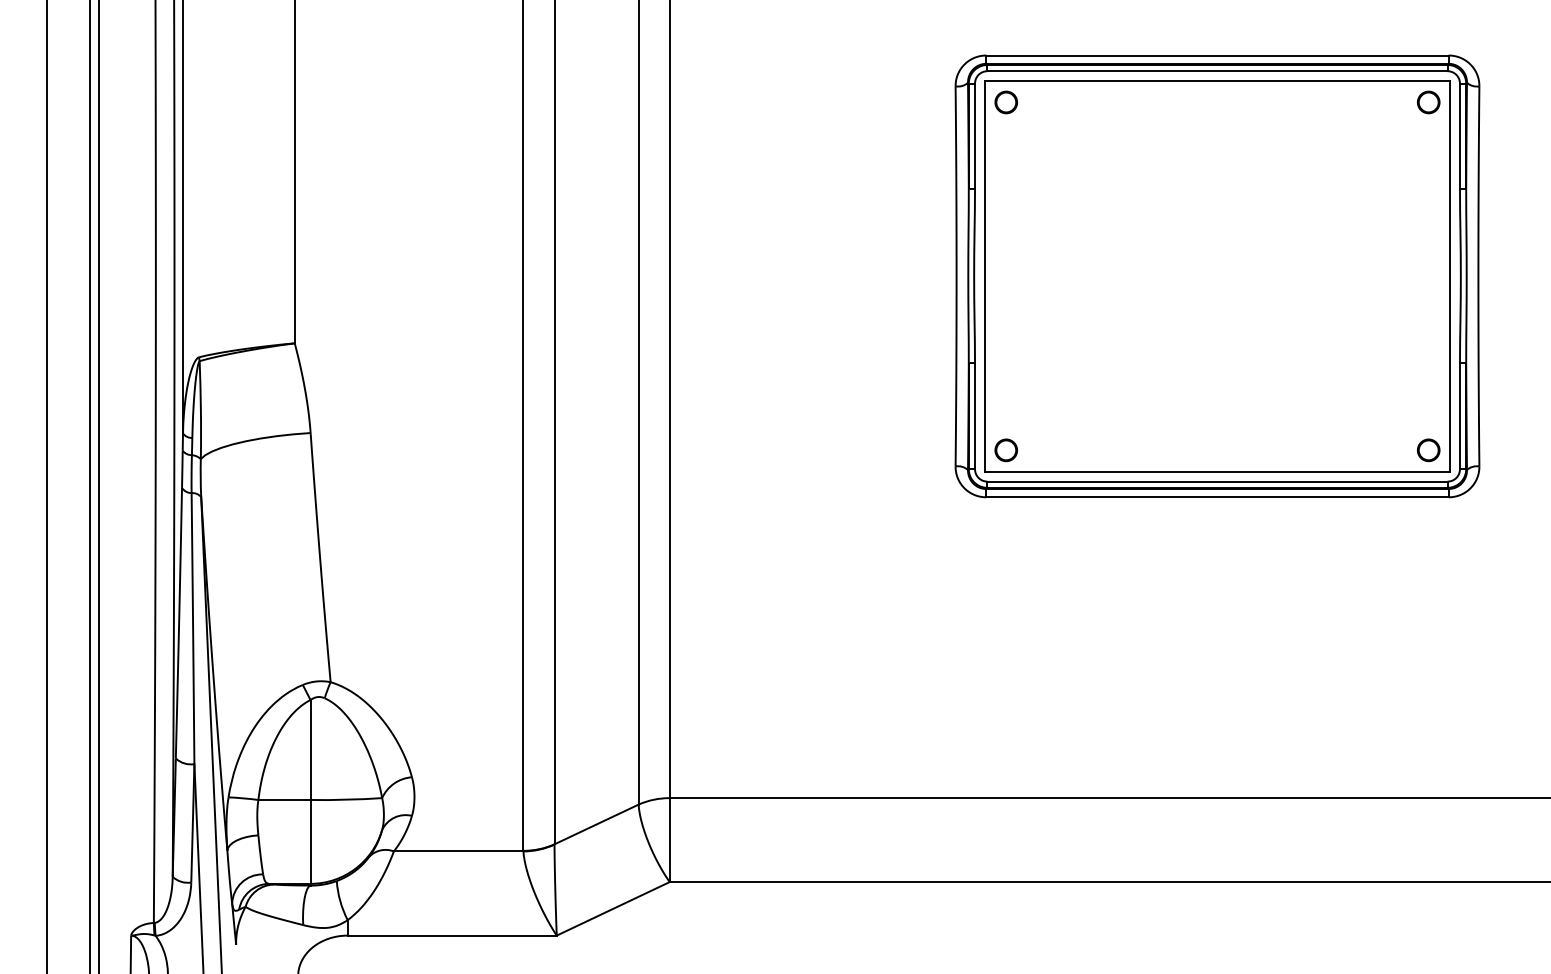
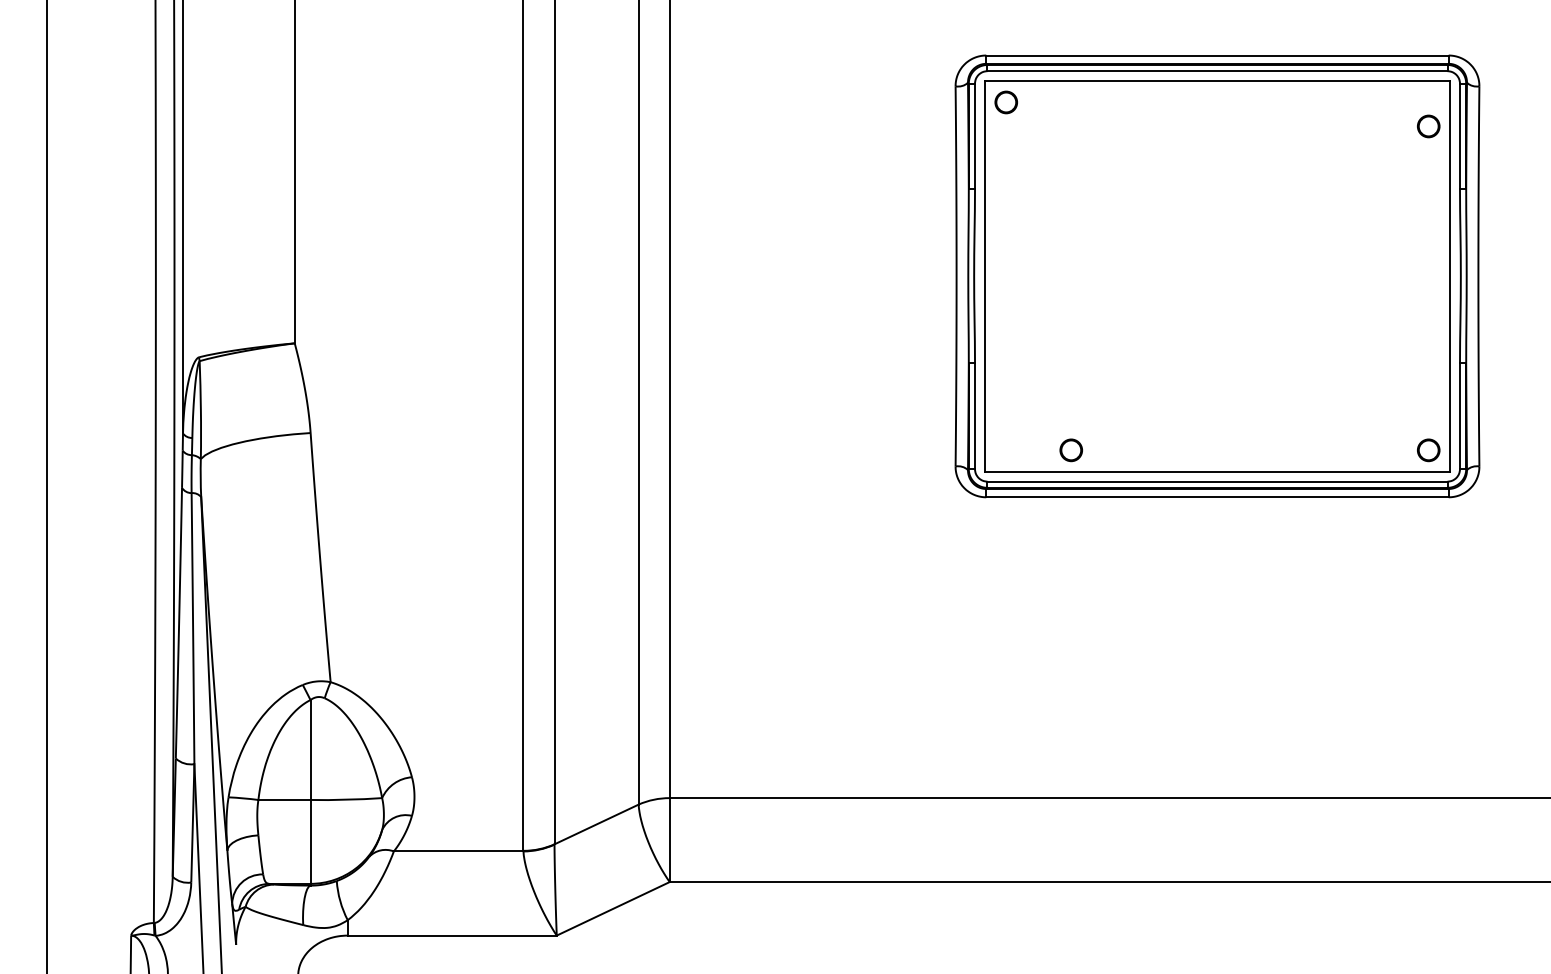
part position: (1428, 102) -> (1428, 126) (1428, 126)
part position: (1005, 450) -> (1070, 450) (1070, 450)
line: present -> none (90, 486)
line: present -> none (99, 486)
